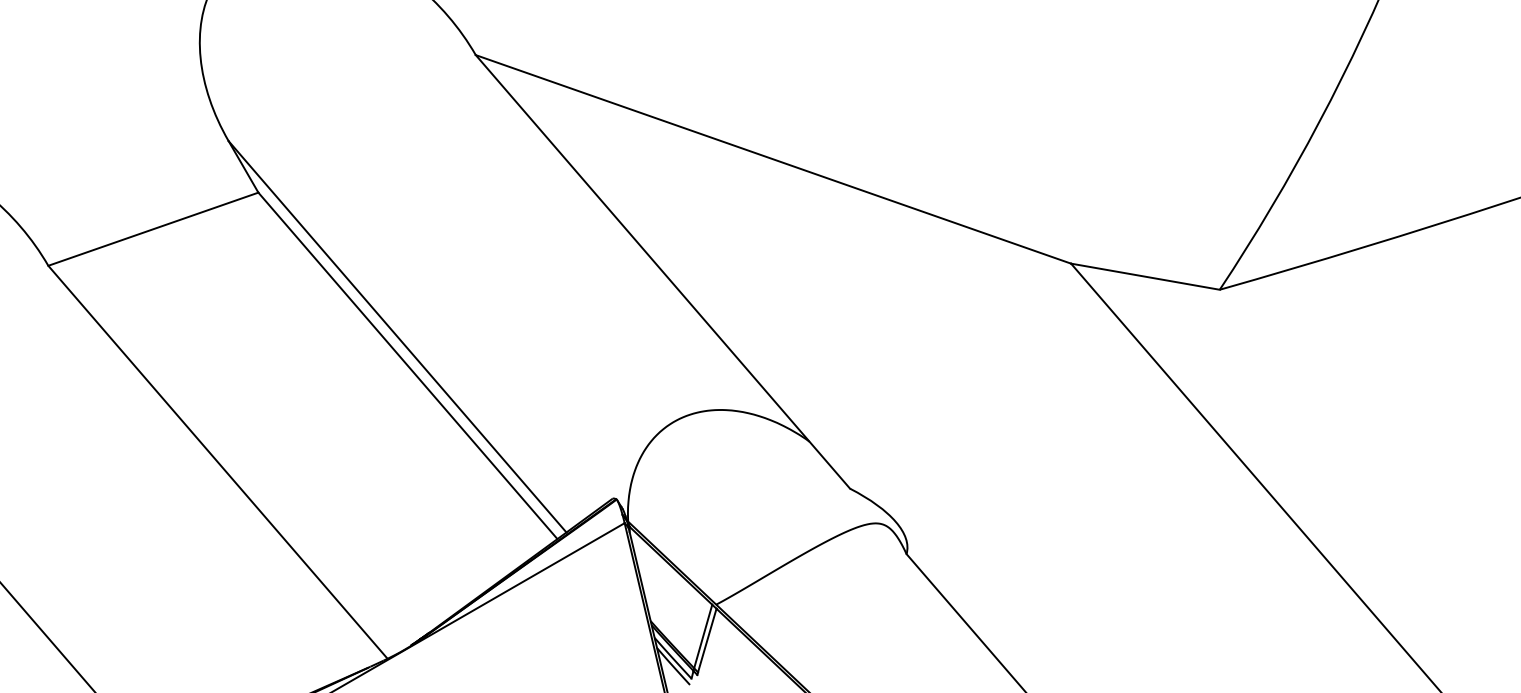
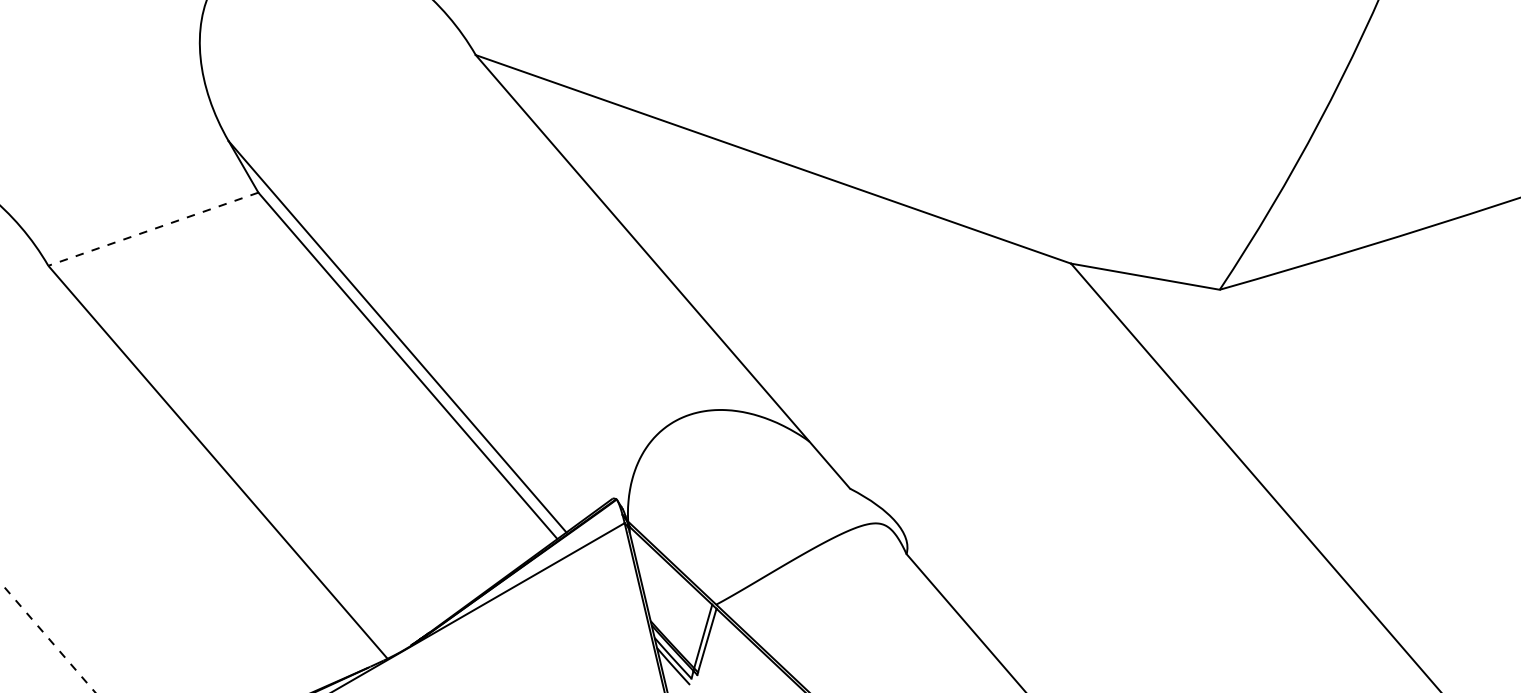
line: solid -> dashed (152, 229)
line: solid -> dashed (47, 637)
